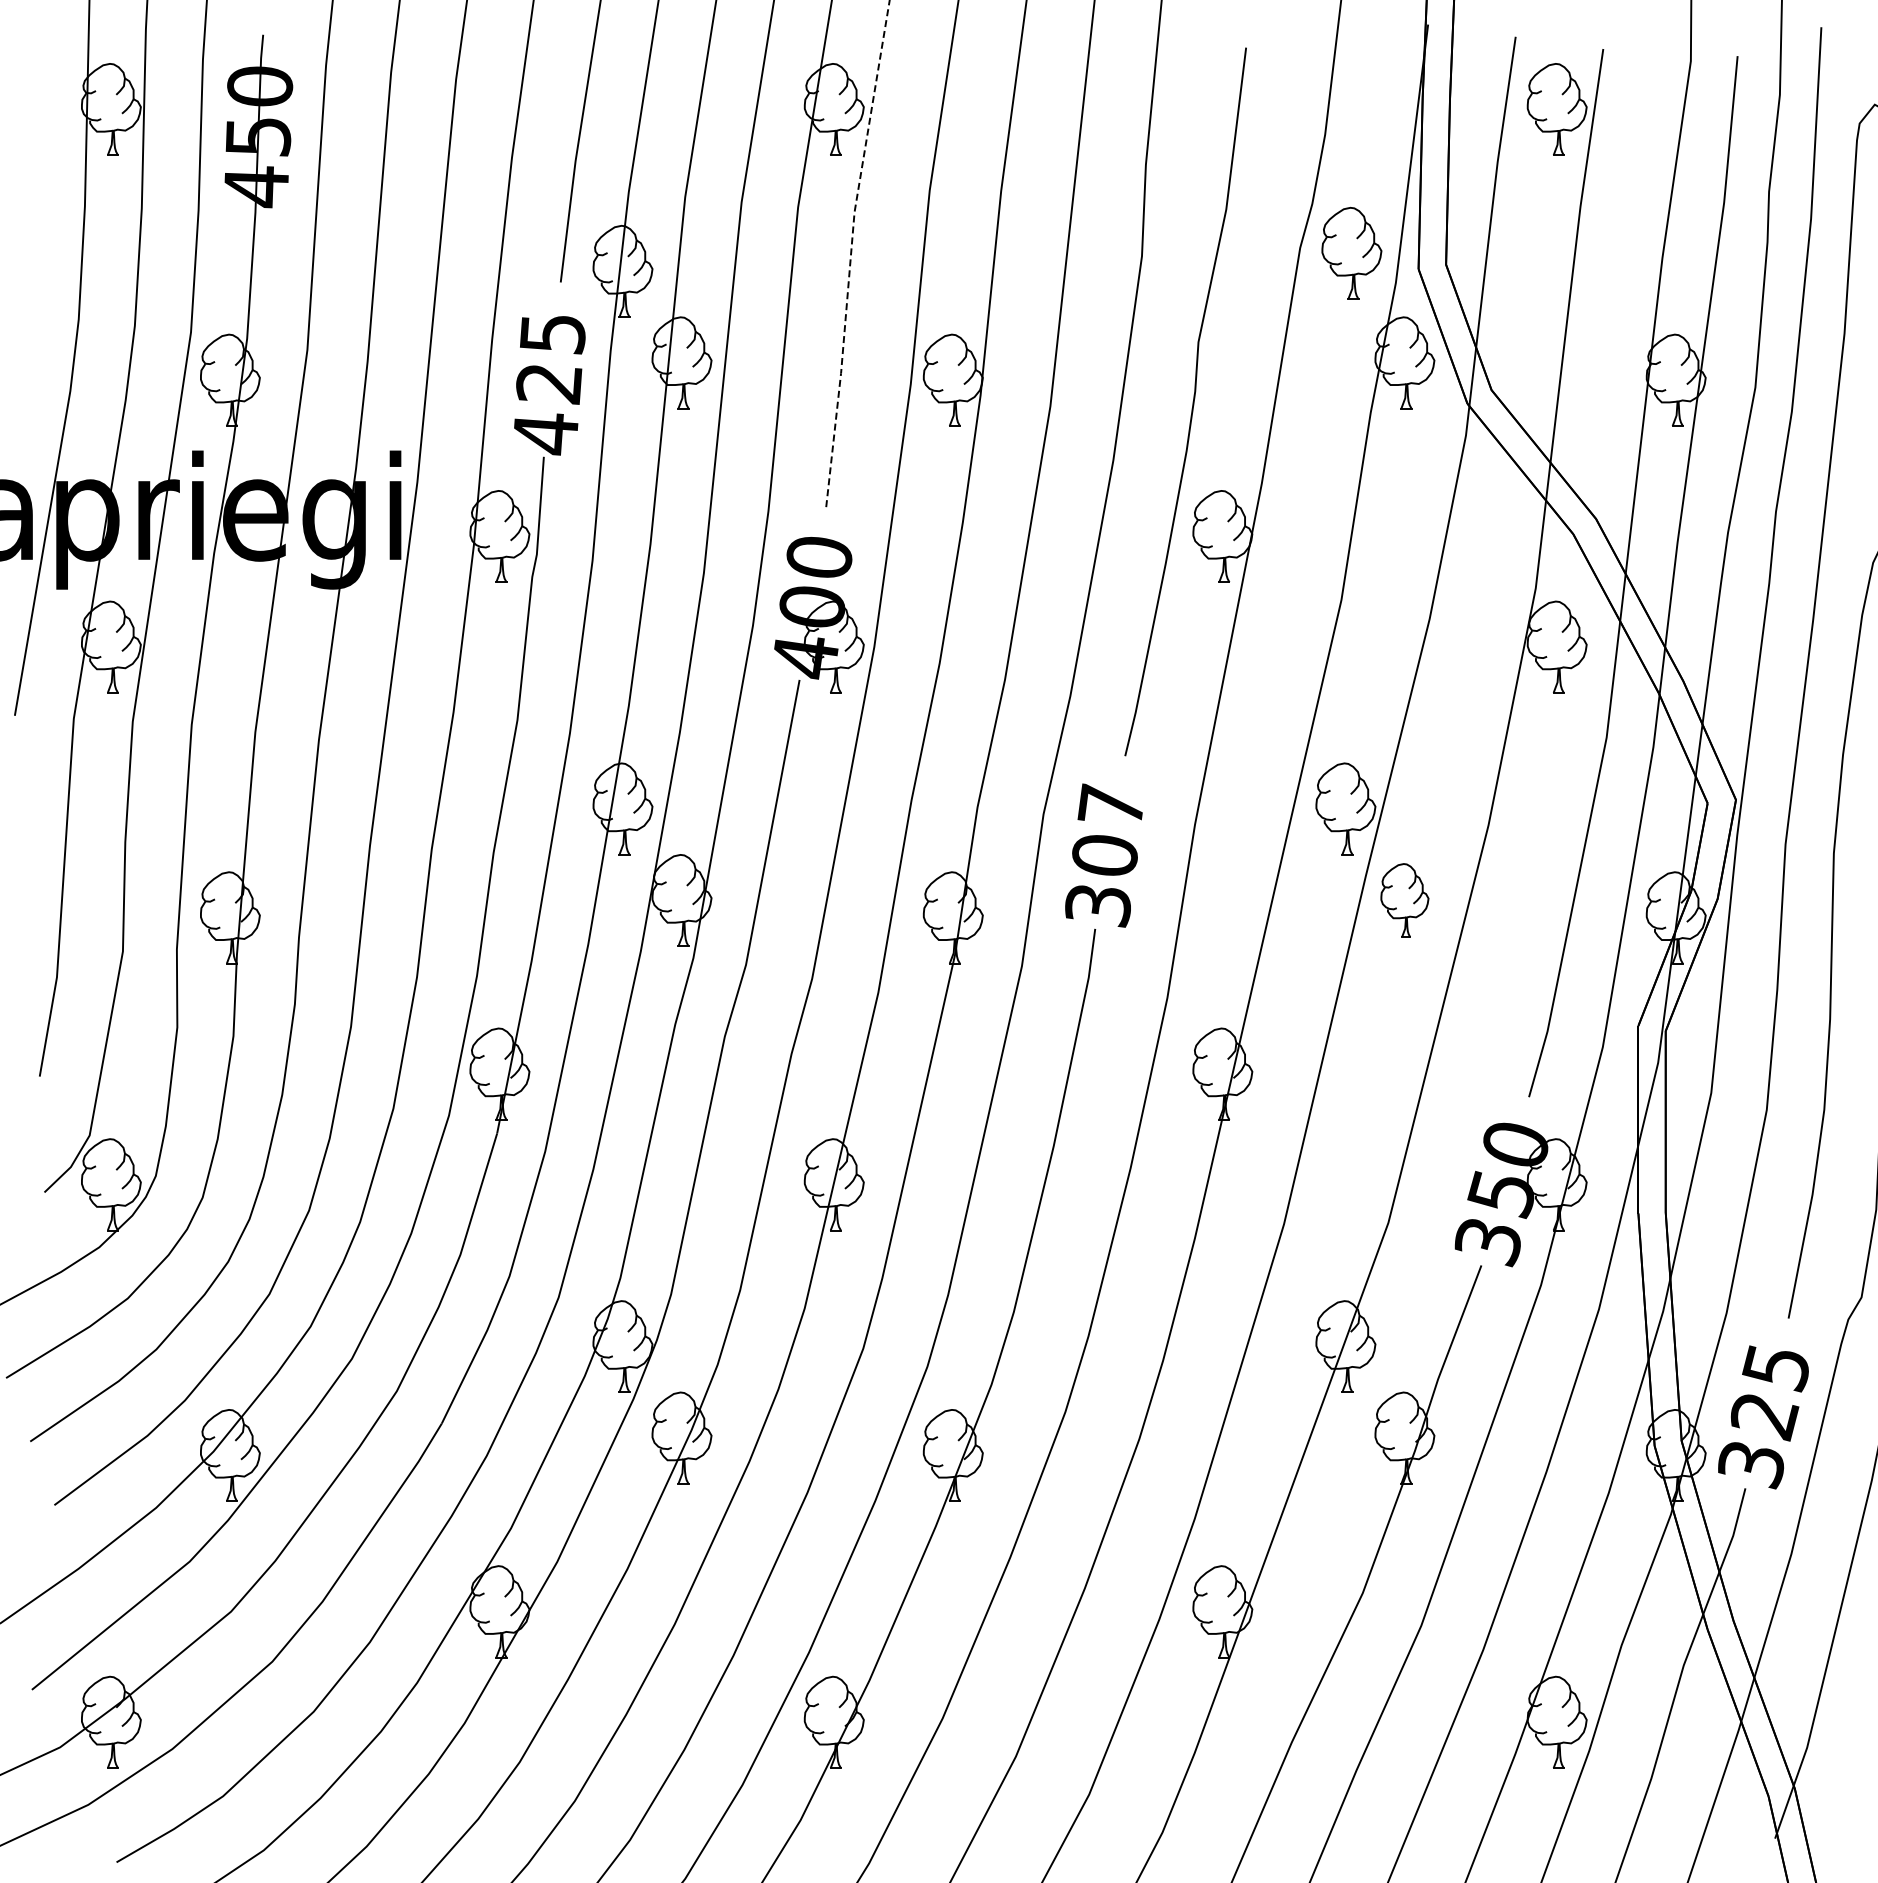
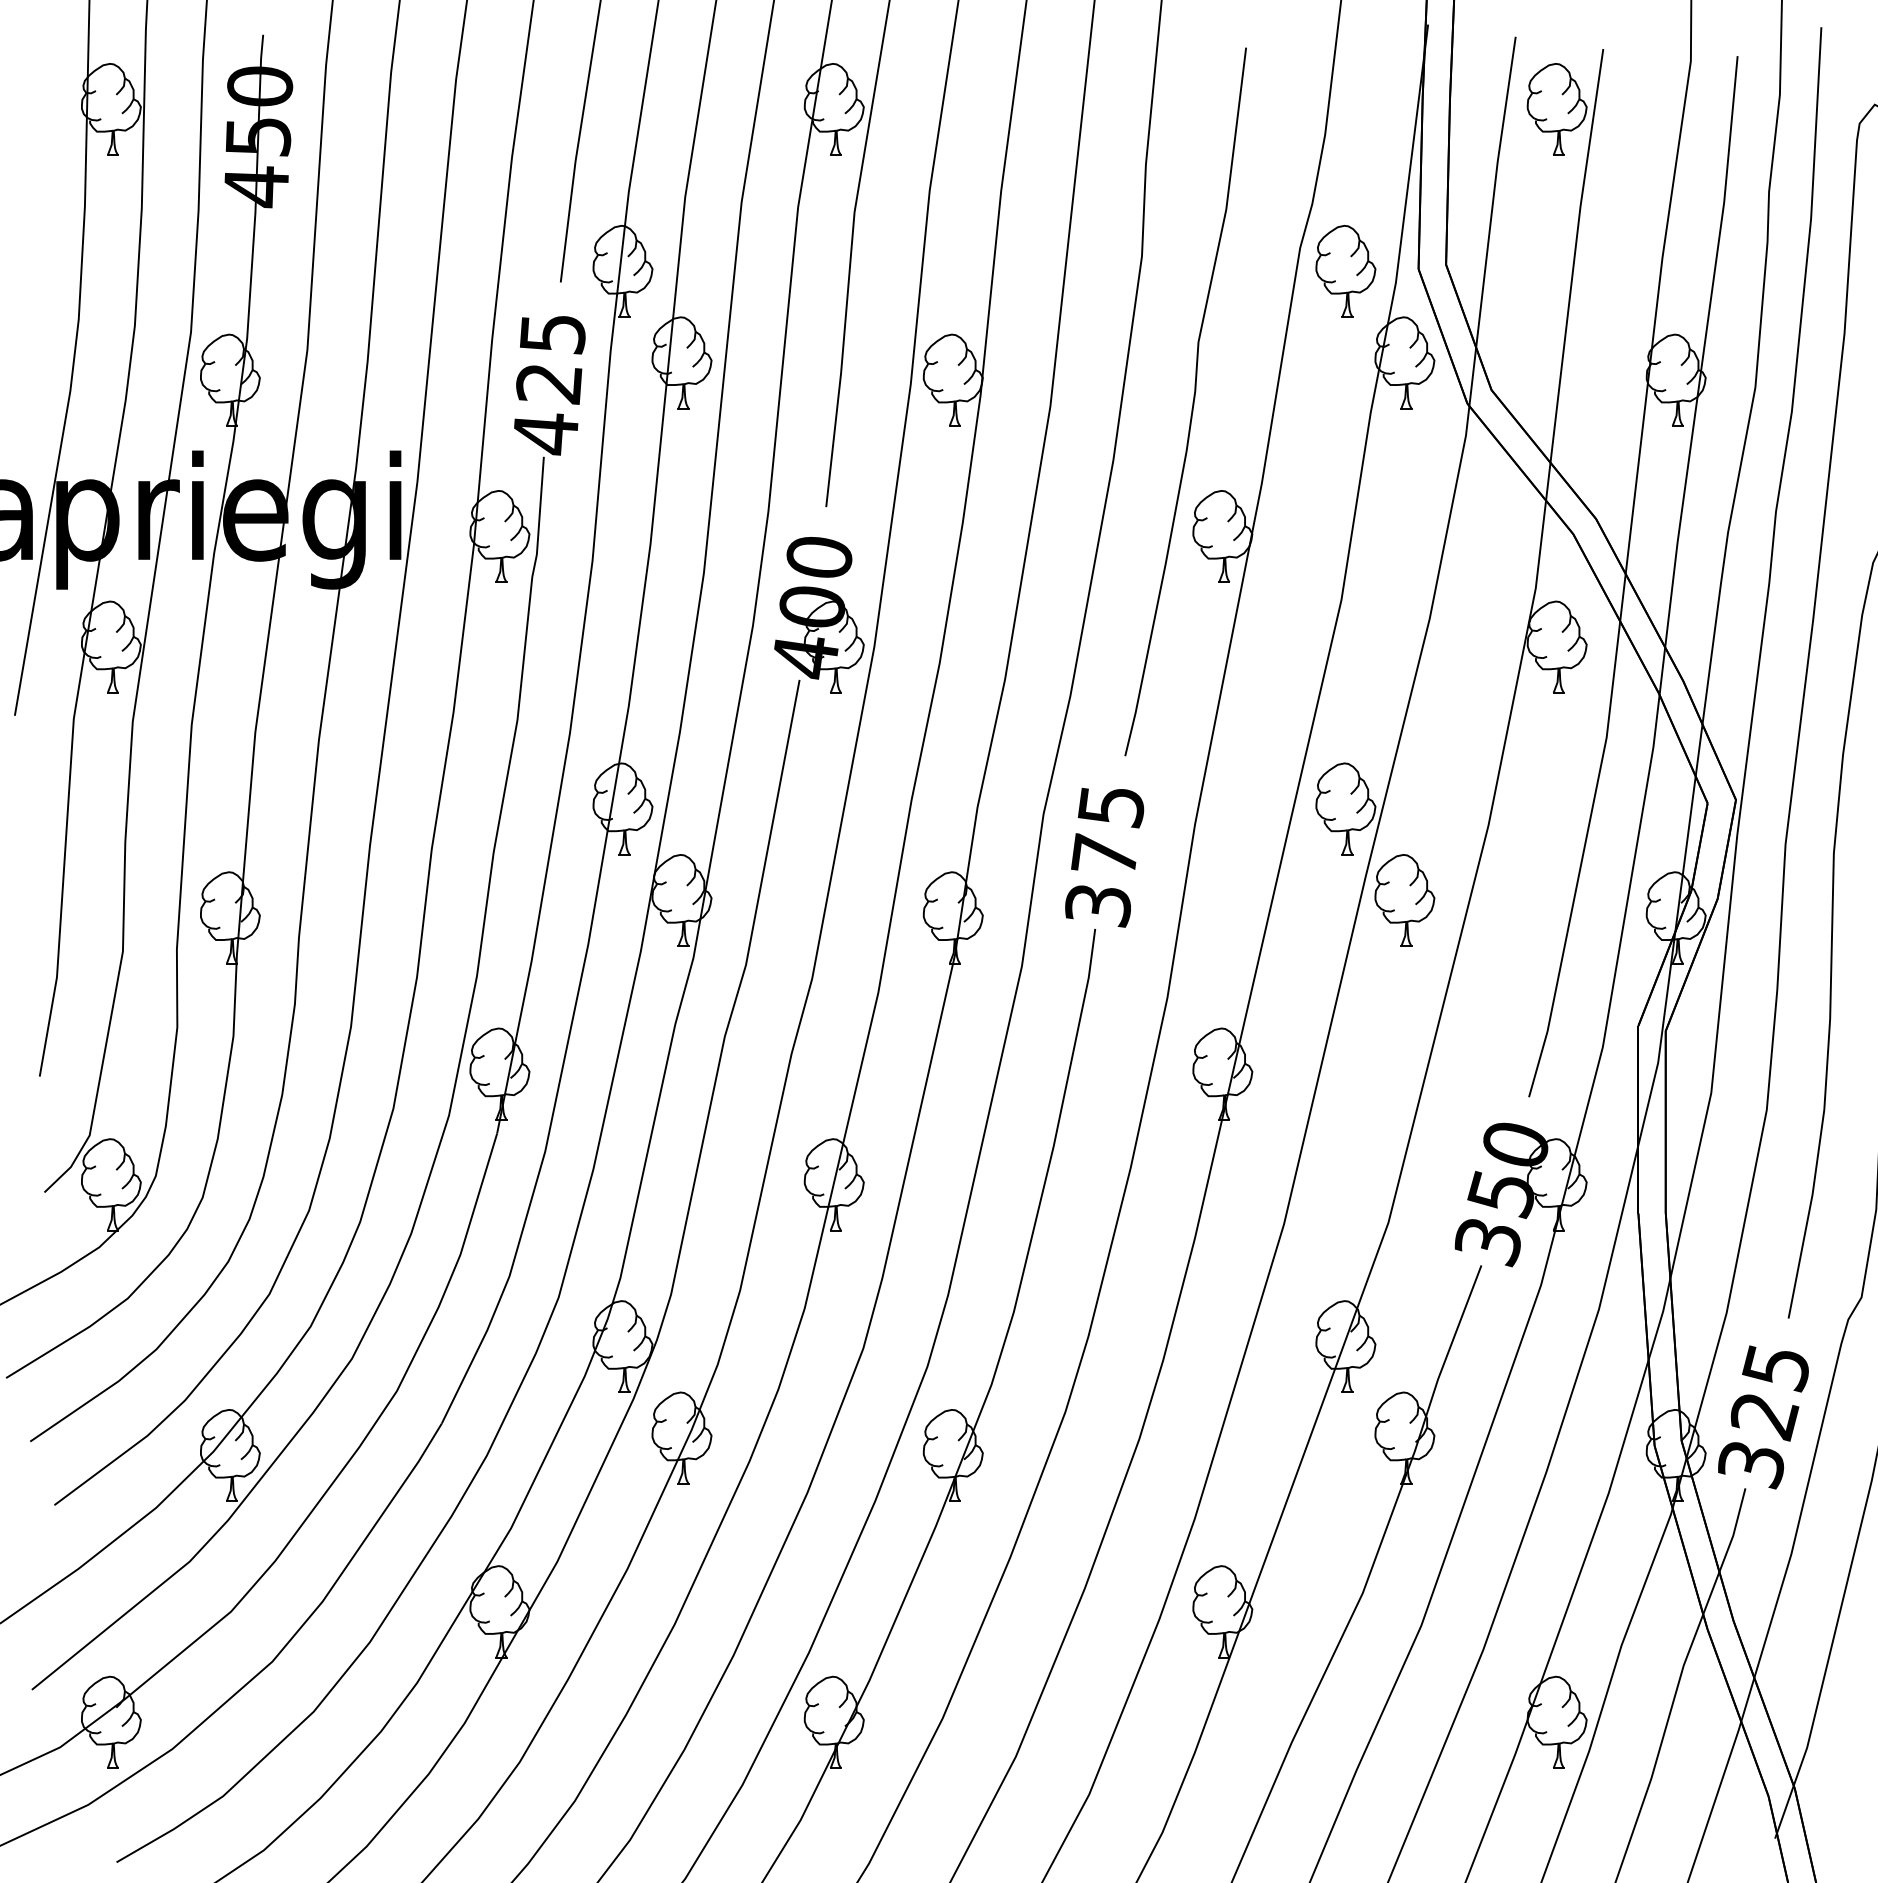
part position: (1351, 252) -> (1345, 270) (1345, 270)
line: dashed -> solid (851, 253)
text: 307 -> 375 (1107, 829)
part size: 50x75 px -> 62x93 px (1404, 900)
